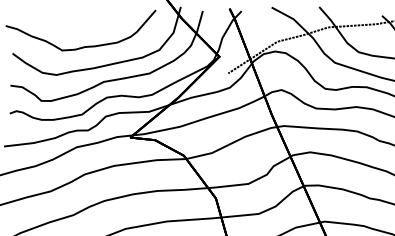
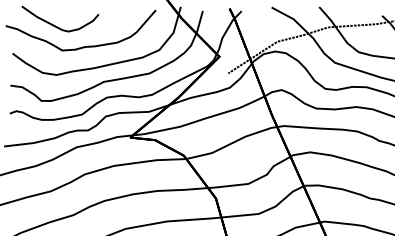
curve: none -> present (57, 26)
